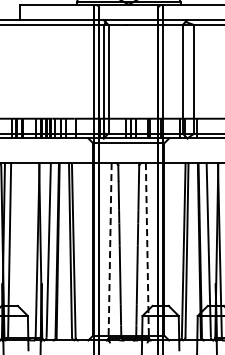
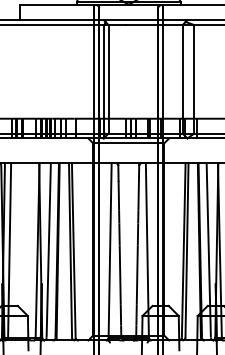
line: dashed -> solid (110, 250)
line: dashed -> solid (147, 250)
